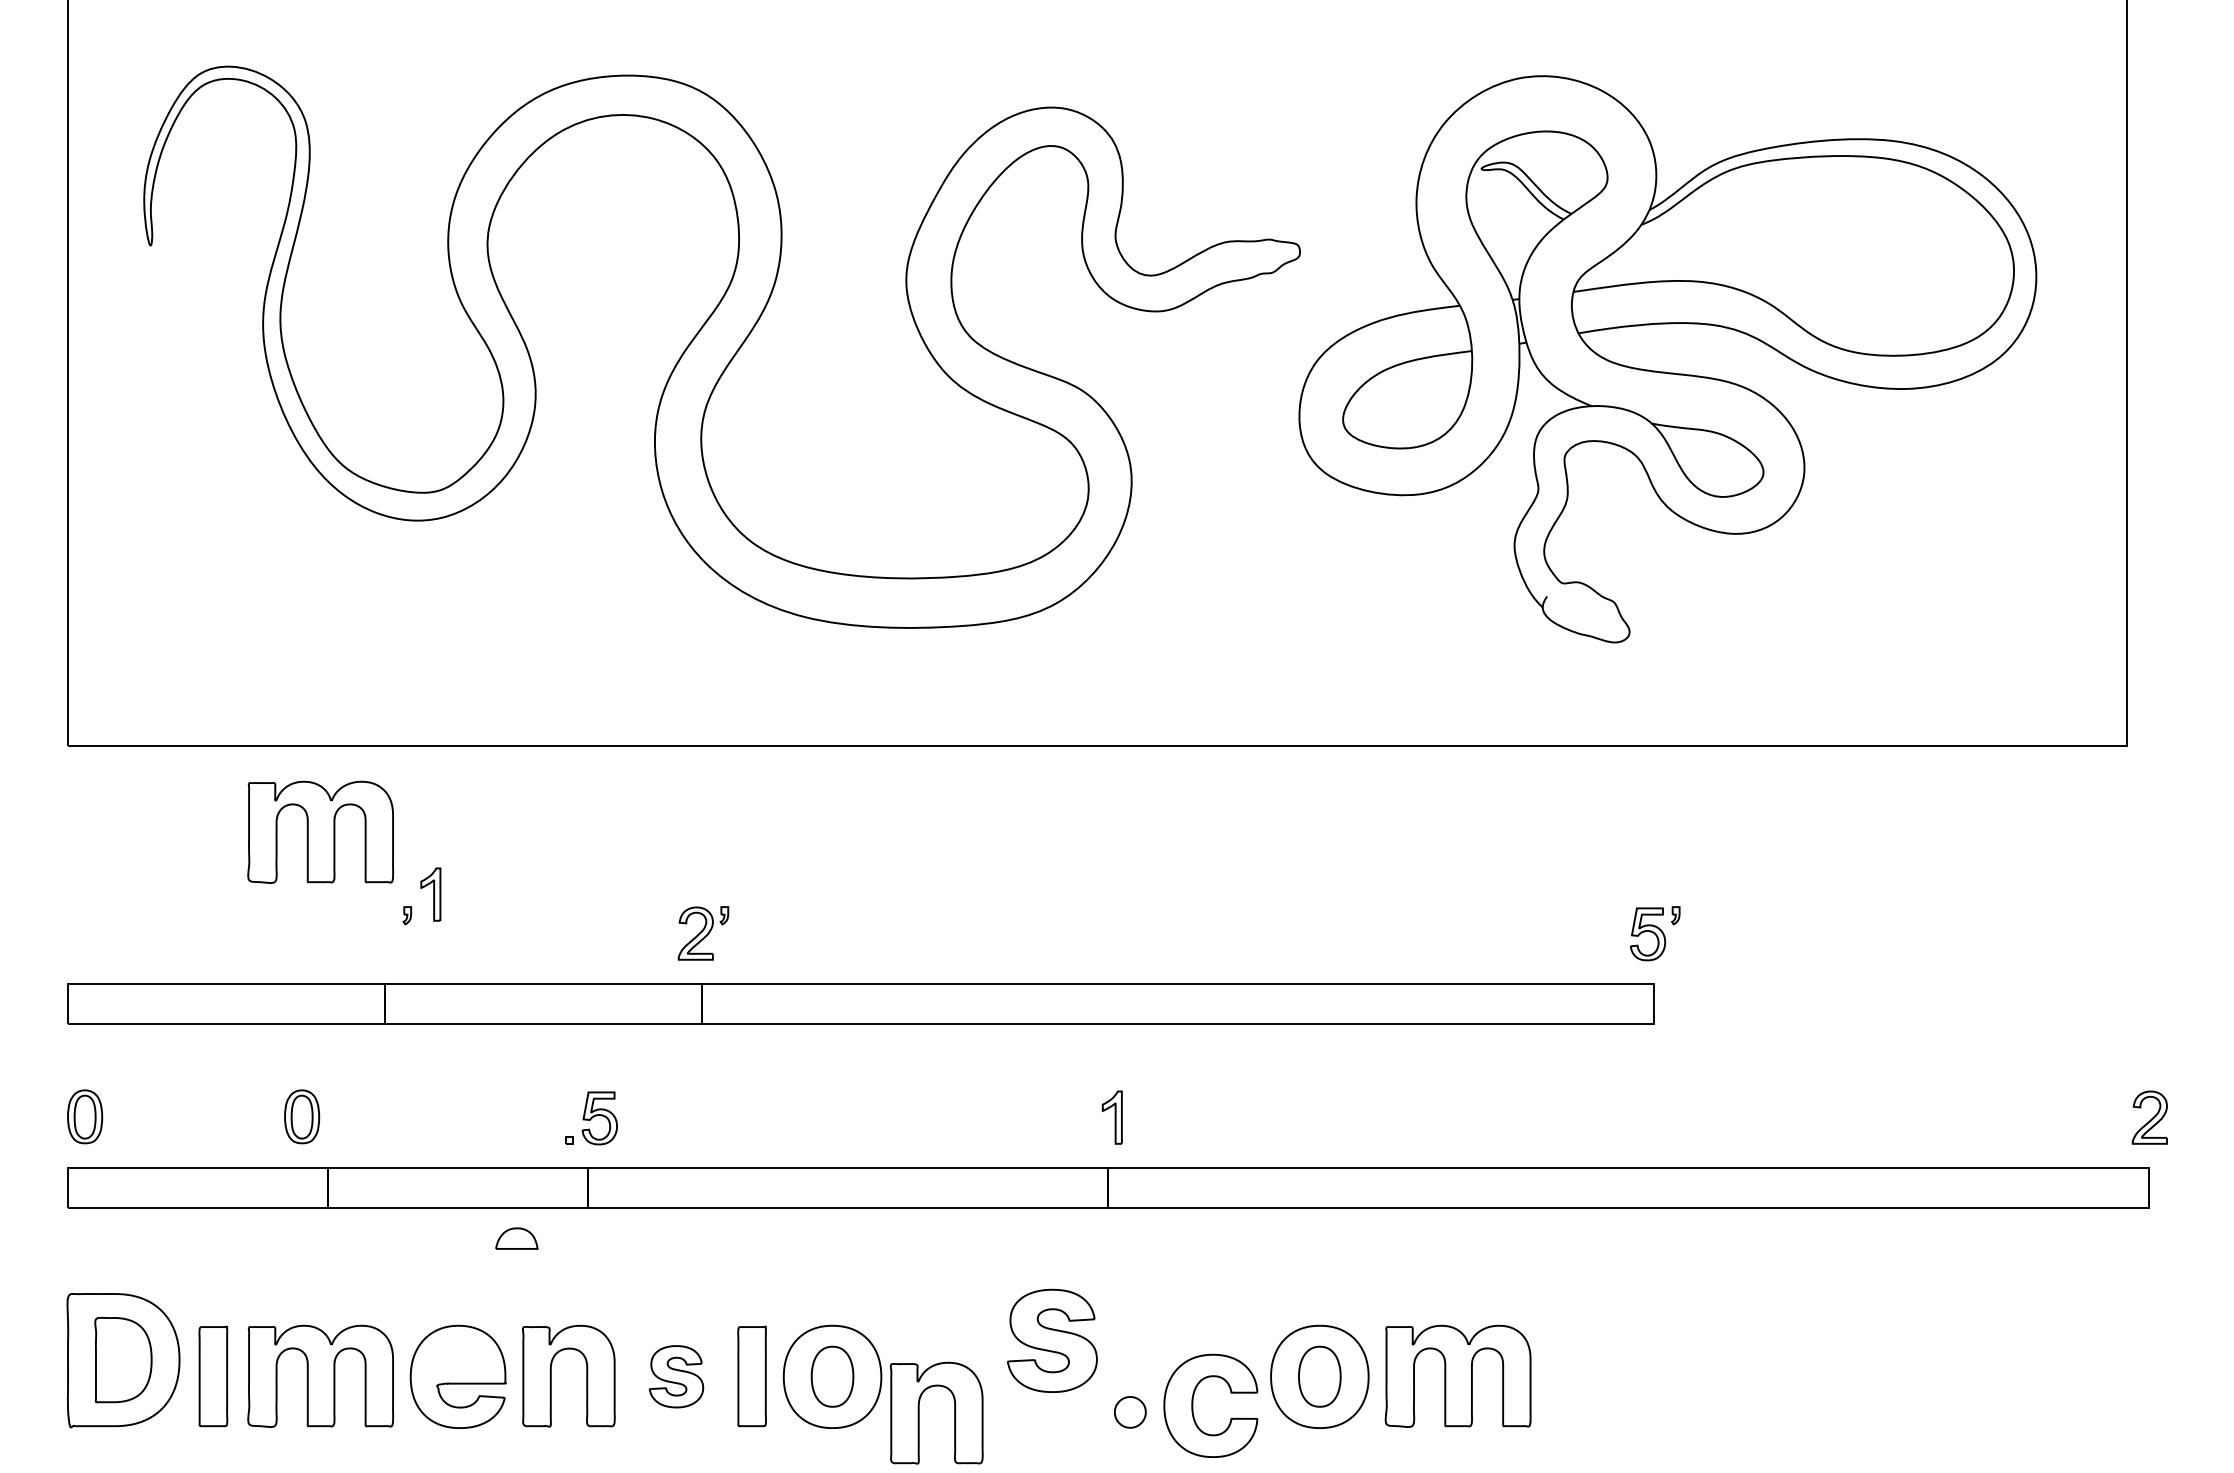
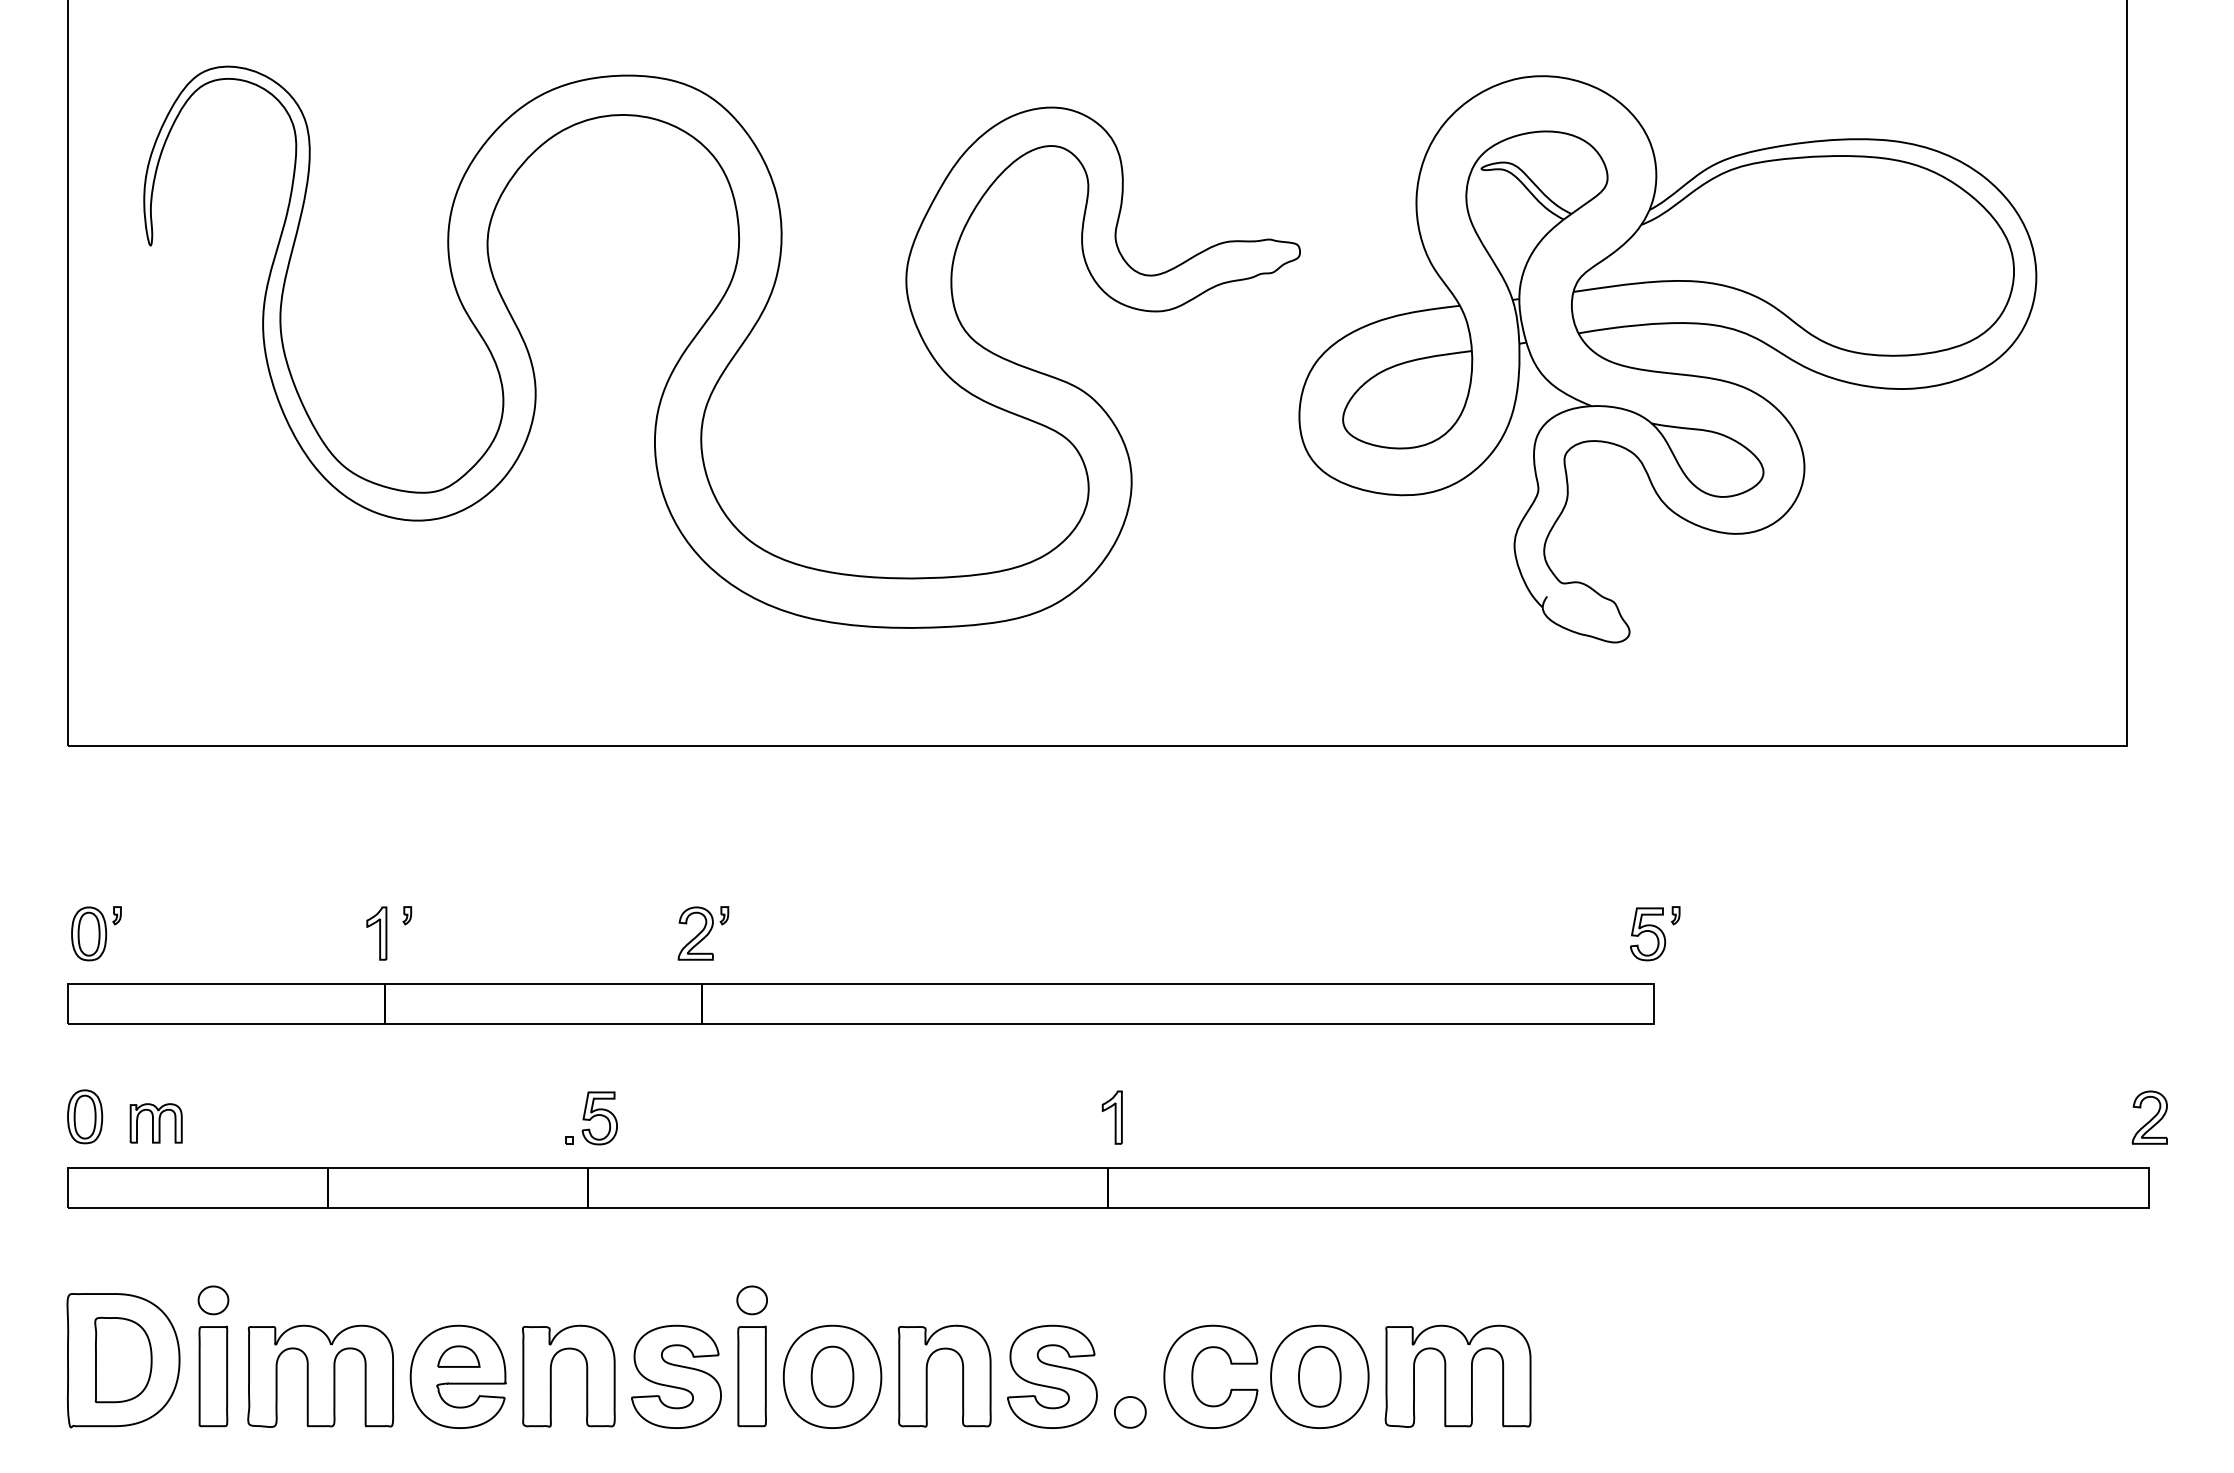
part: present -> none (320, 831)
part position: (430, 894) -> (376, 933) (376, 933)
part: none -> present (96, 933)
part: present -> none (302, 1116)
part: none -> present (155, 1123)
part position: (516, 1238) -> (458, 1356) (458, 1356)
part: none -> present (213, 1300)
part: none -> present (751, 1300)
part position: (1052, 1340) -> (1052, 1376) (1052, 1376)
part size: 57x64 px -> 91x105 px (676, 1376)
part position: (1193, 1405) -> (1193, 1376) (1193, 1376)
part position: (919, 1412) -> (927, 1375) (927, 1375)
